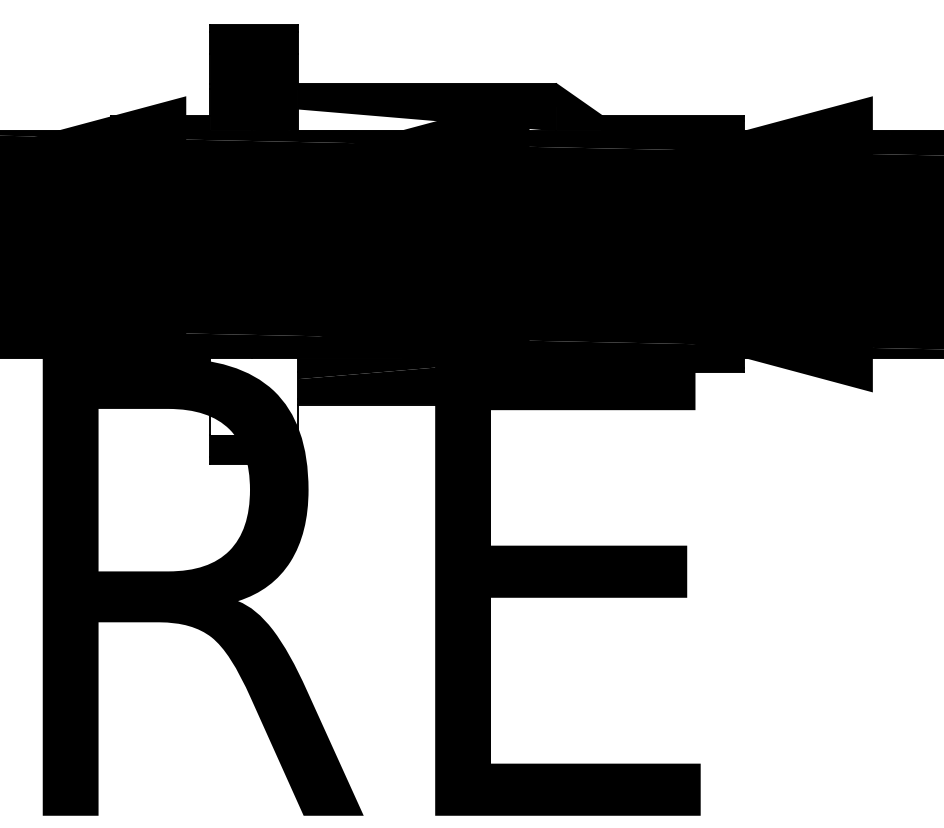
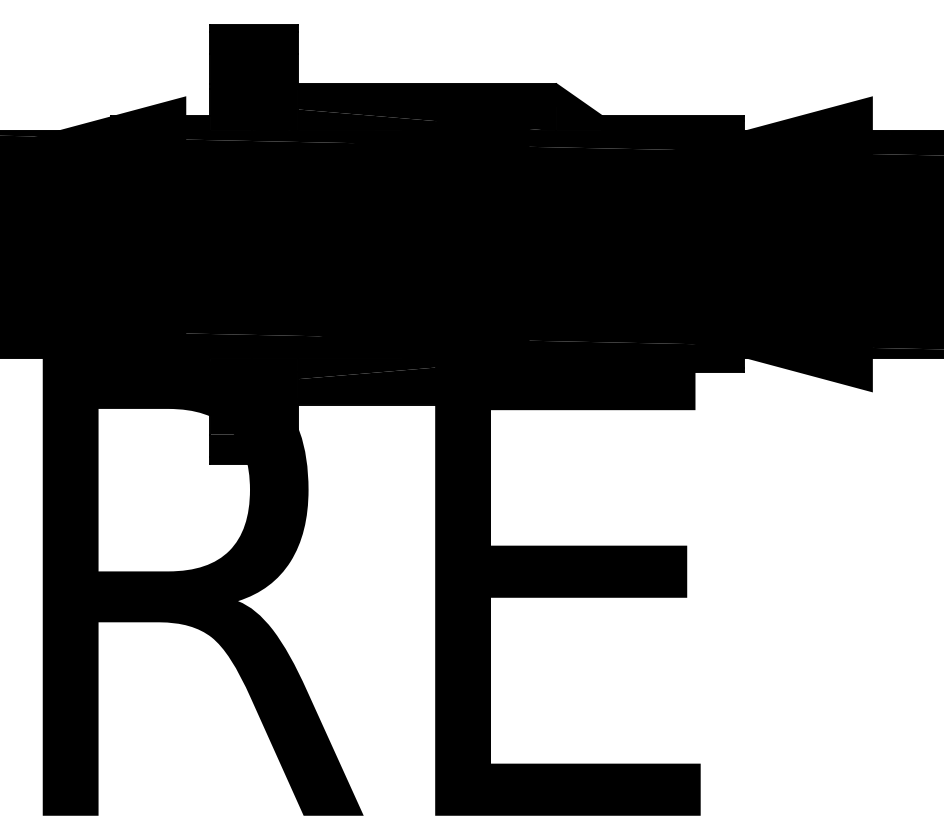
fill: none -> present (422, 119)
fill: none -> present (253, 396)
